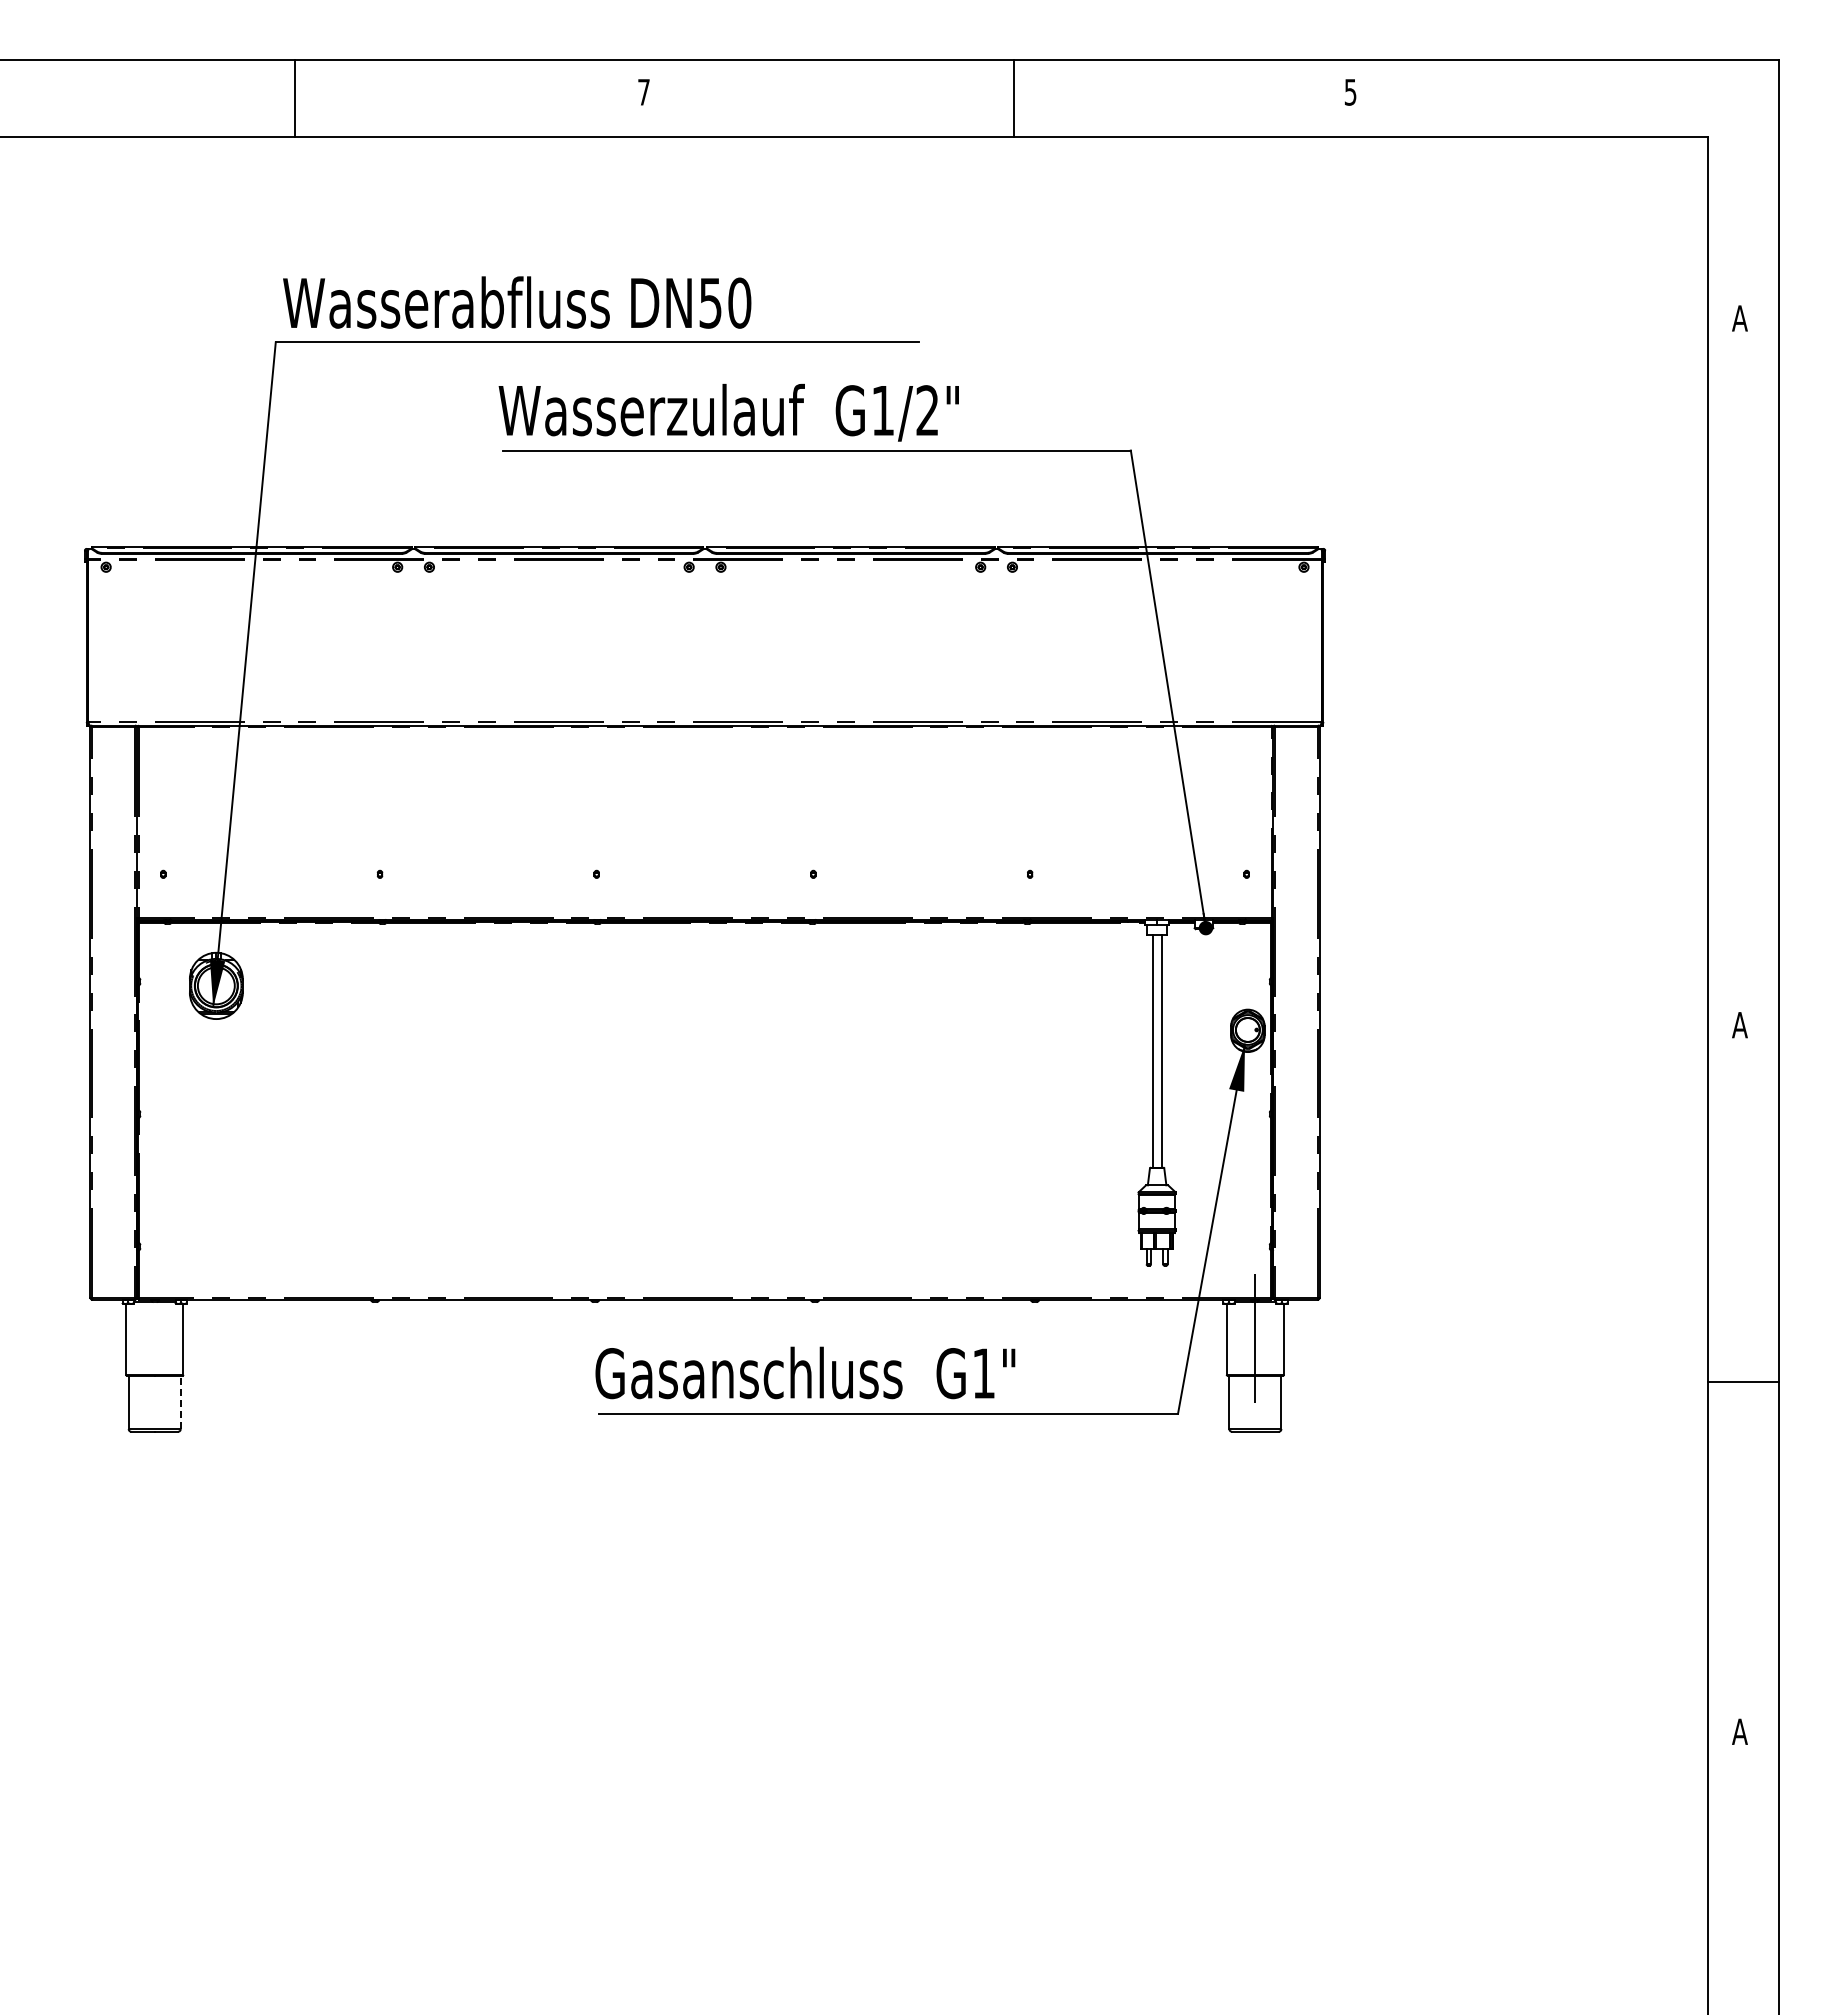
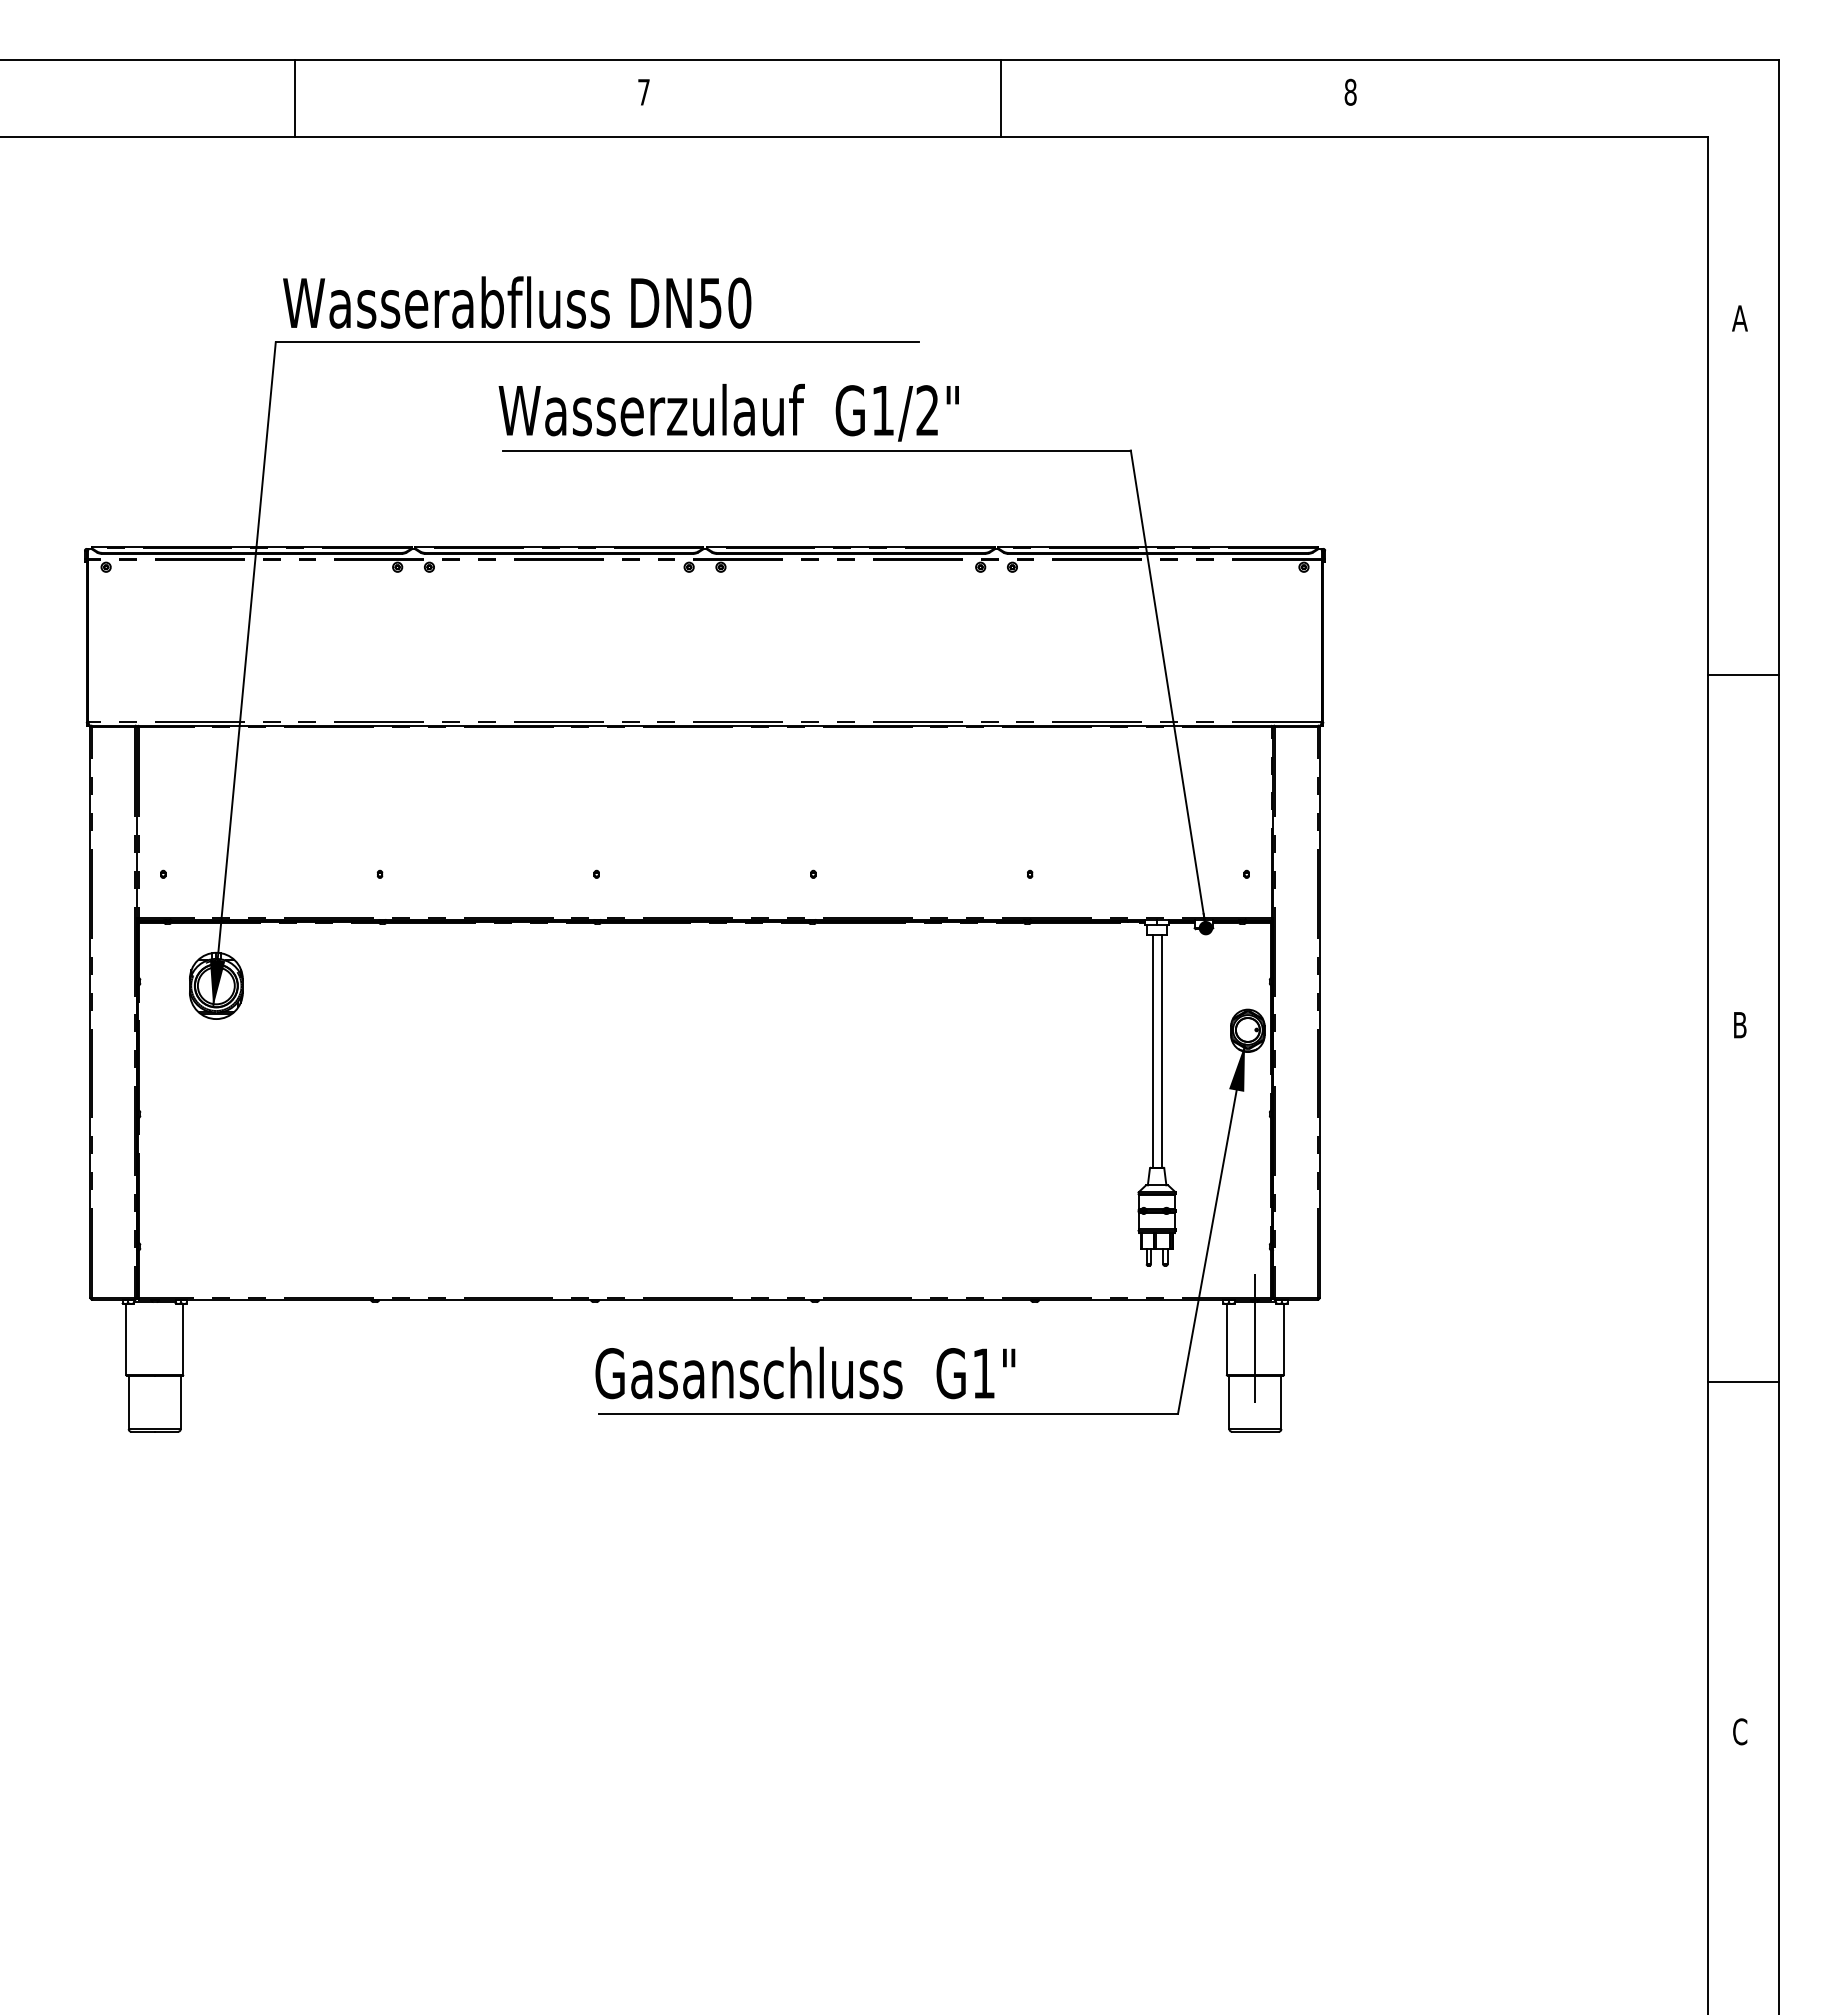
text: 5 -> 8 (1350, 91)
line position: (1014, 98) -> (1001, 98) (1001, 98)
line: none -> present (1743, 675)
text: A -> B (1739, 1025)
line: dashed -> solid (180, 1402)
text: A -> C (1739, 1731)
